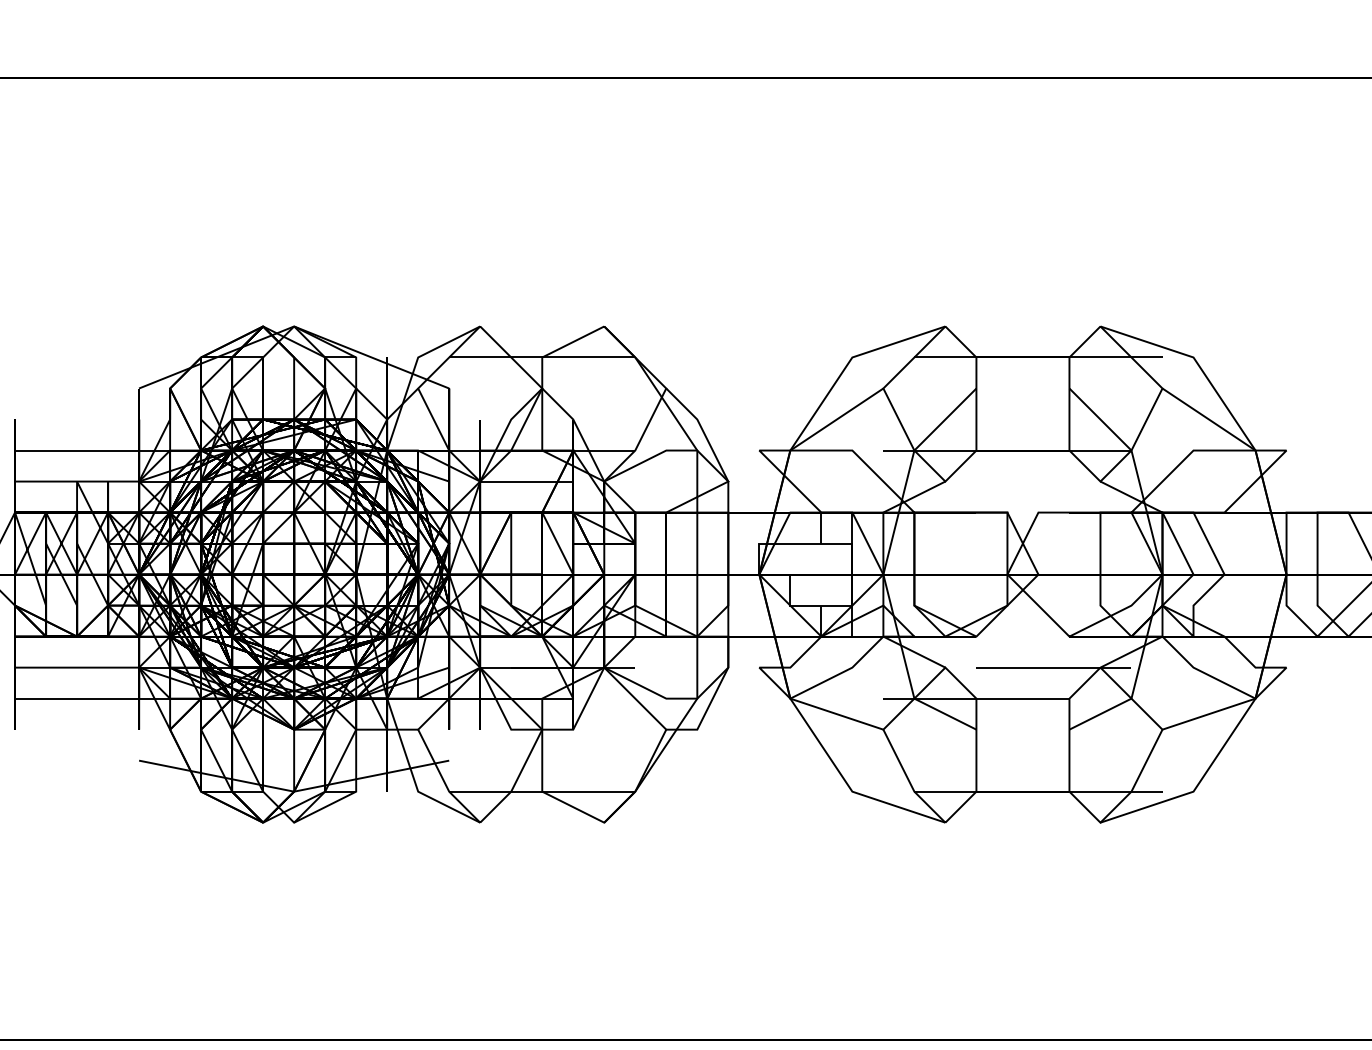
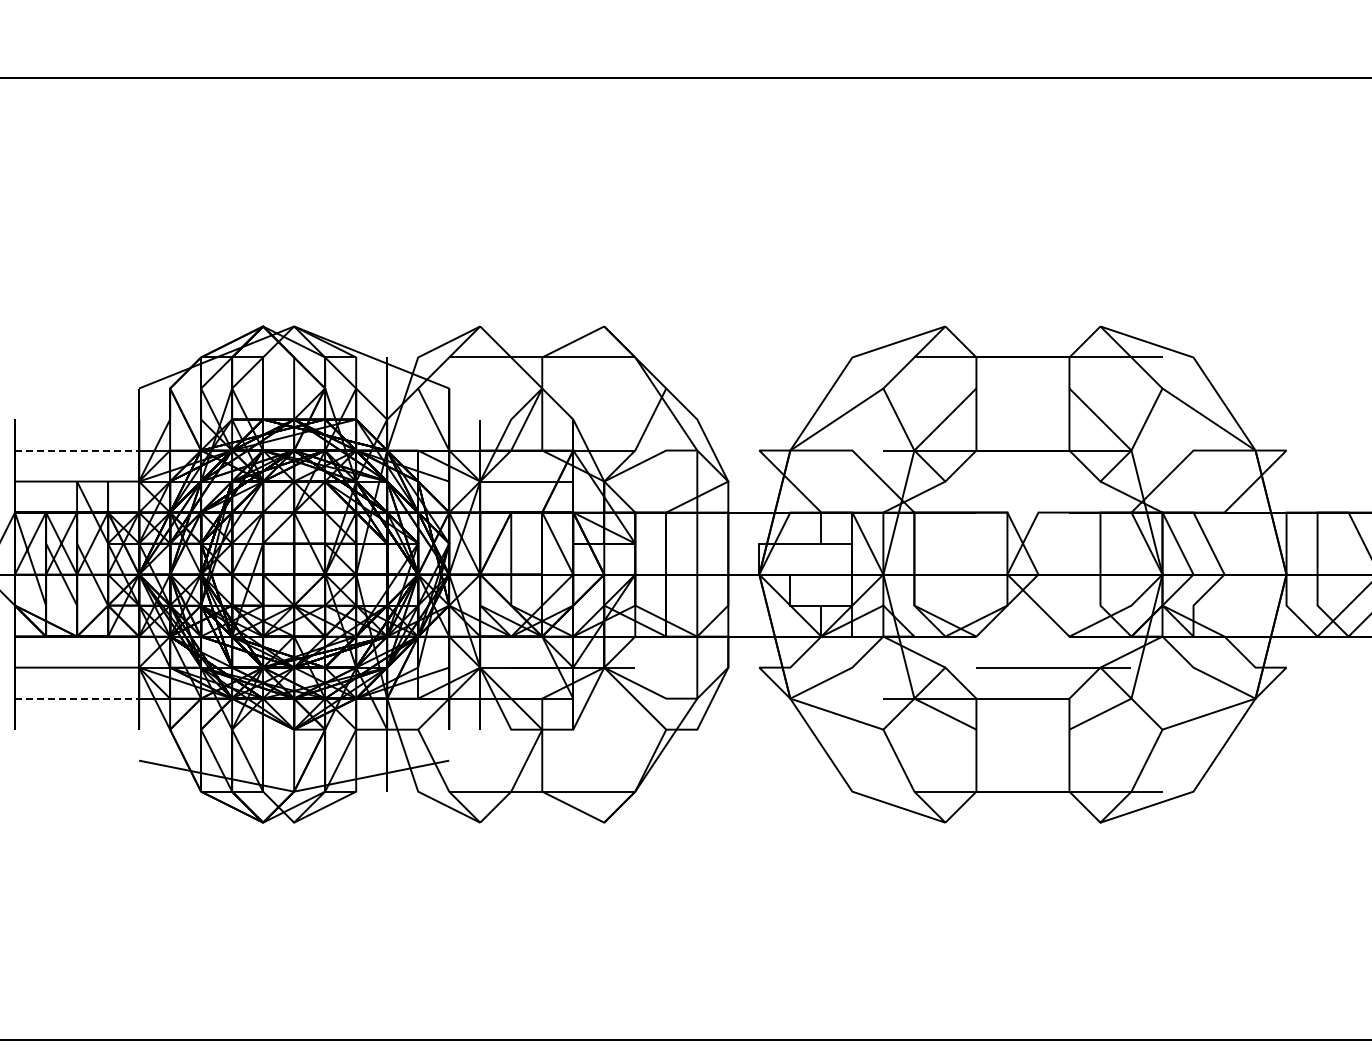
line: solid -> dashed (77, 450)
line: solid -> dashed (77, 698)
